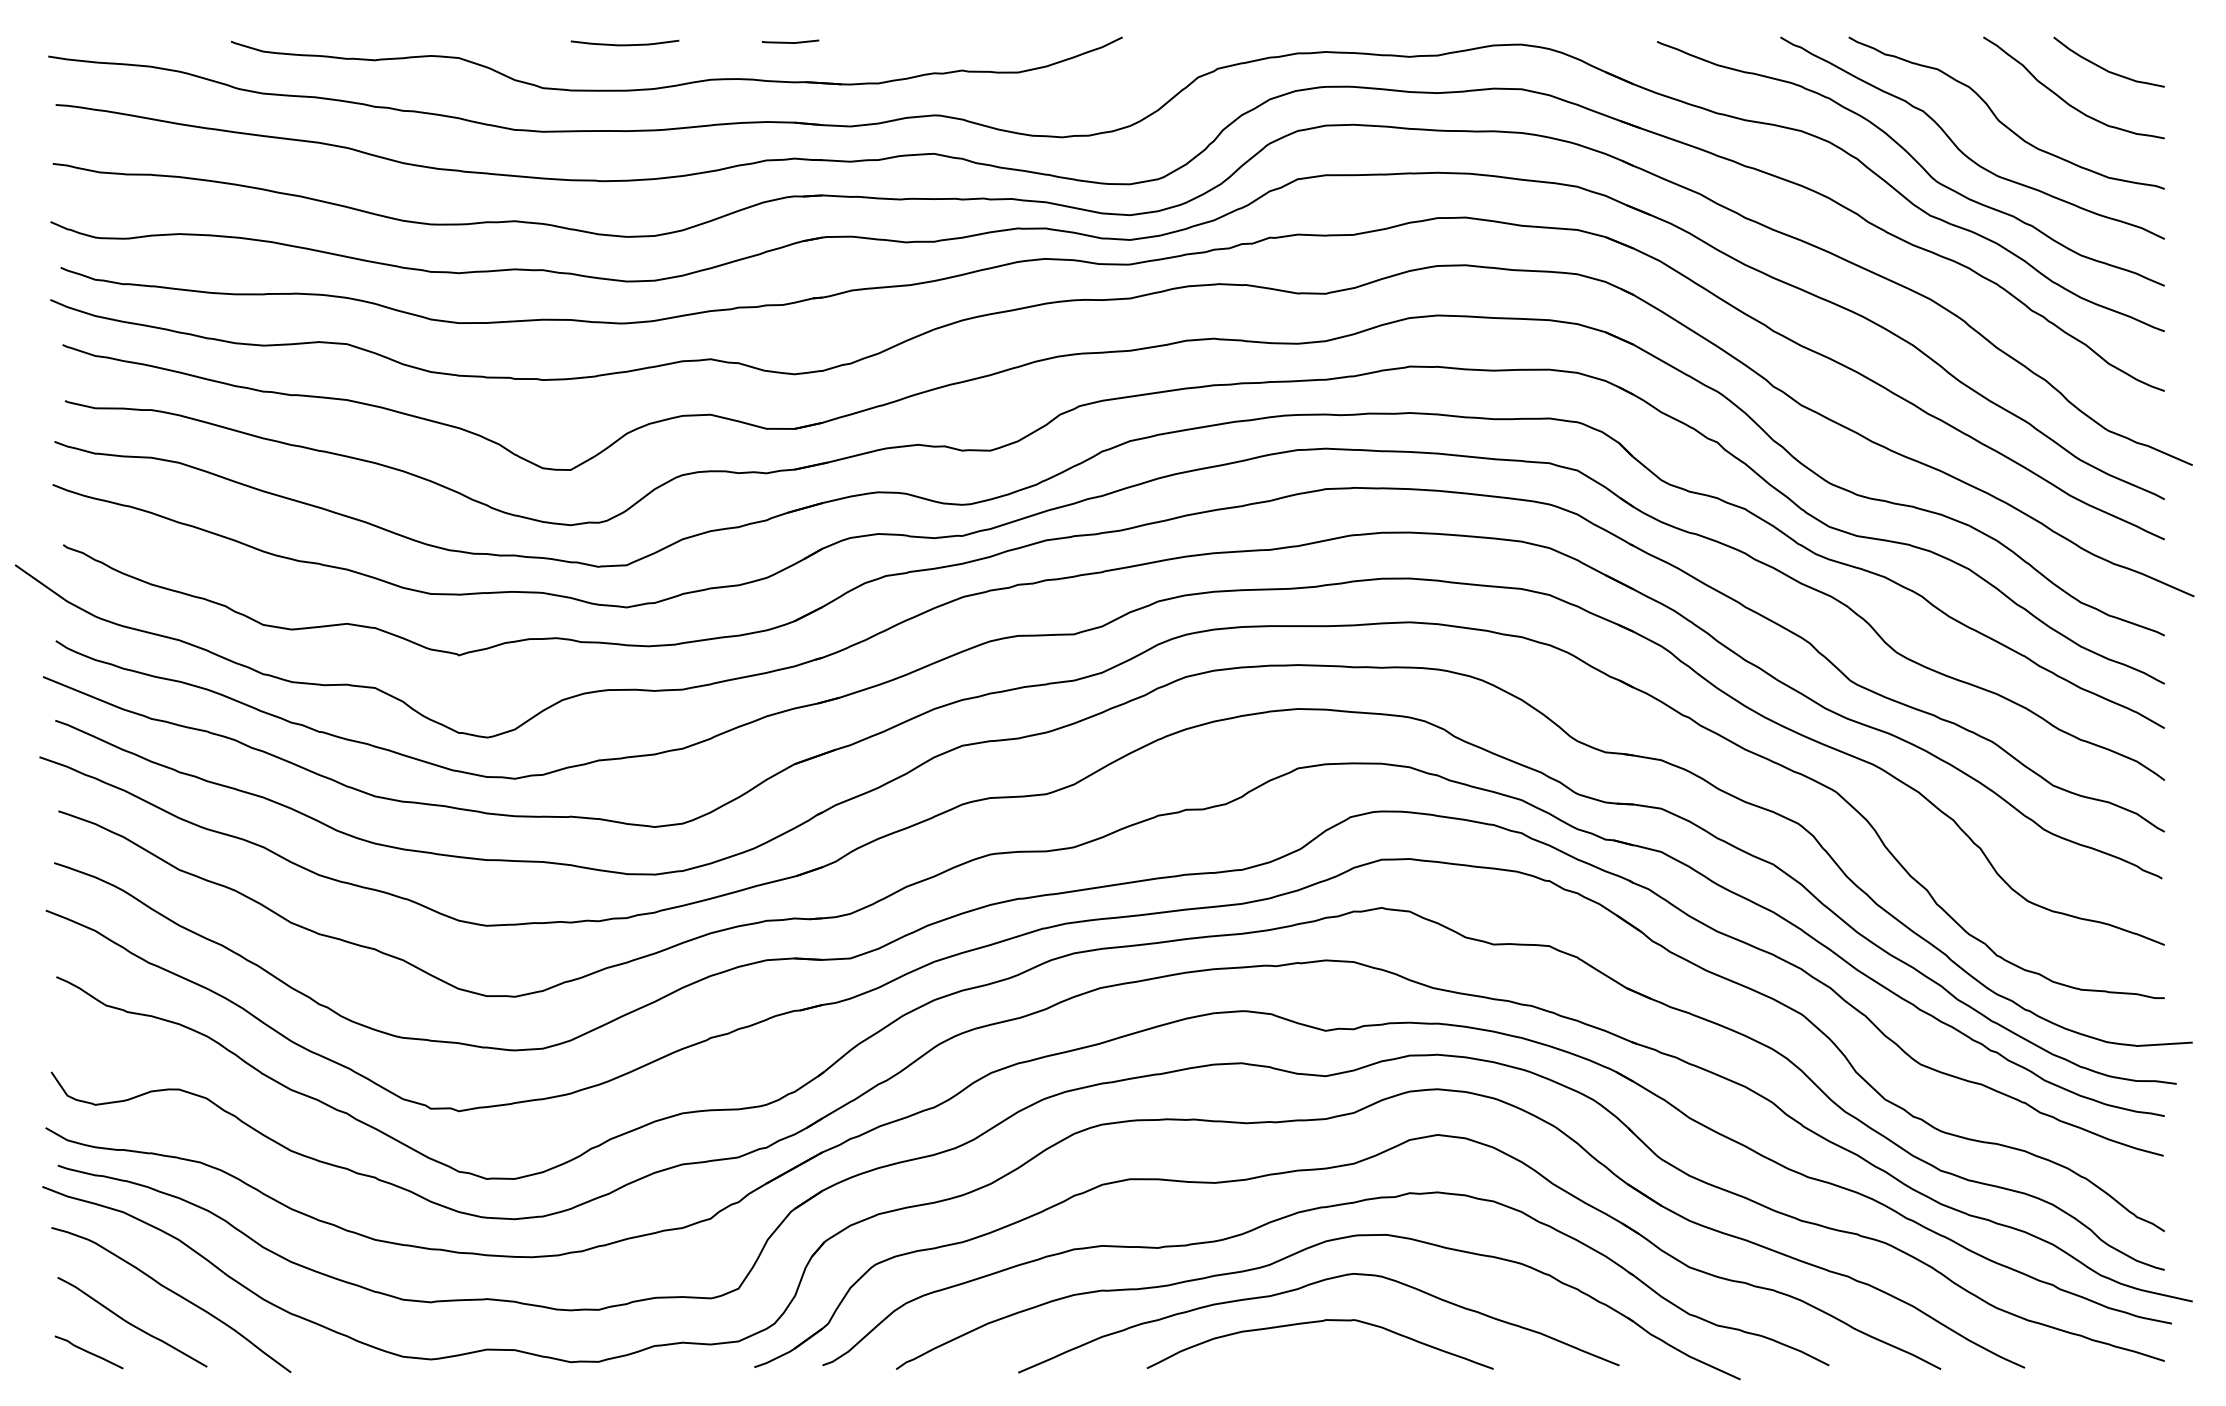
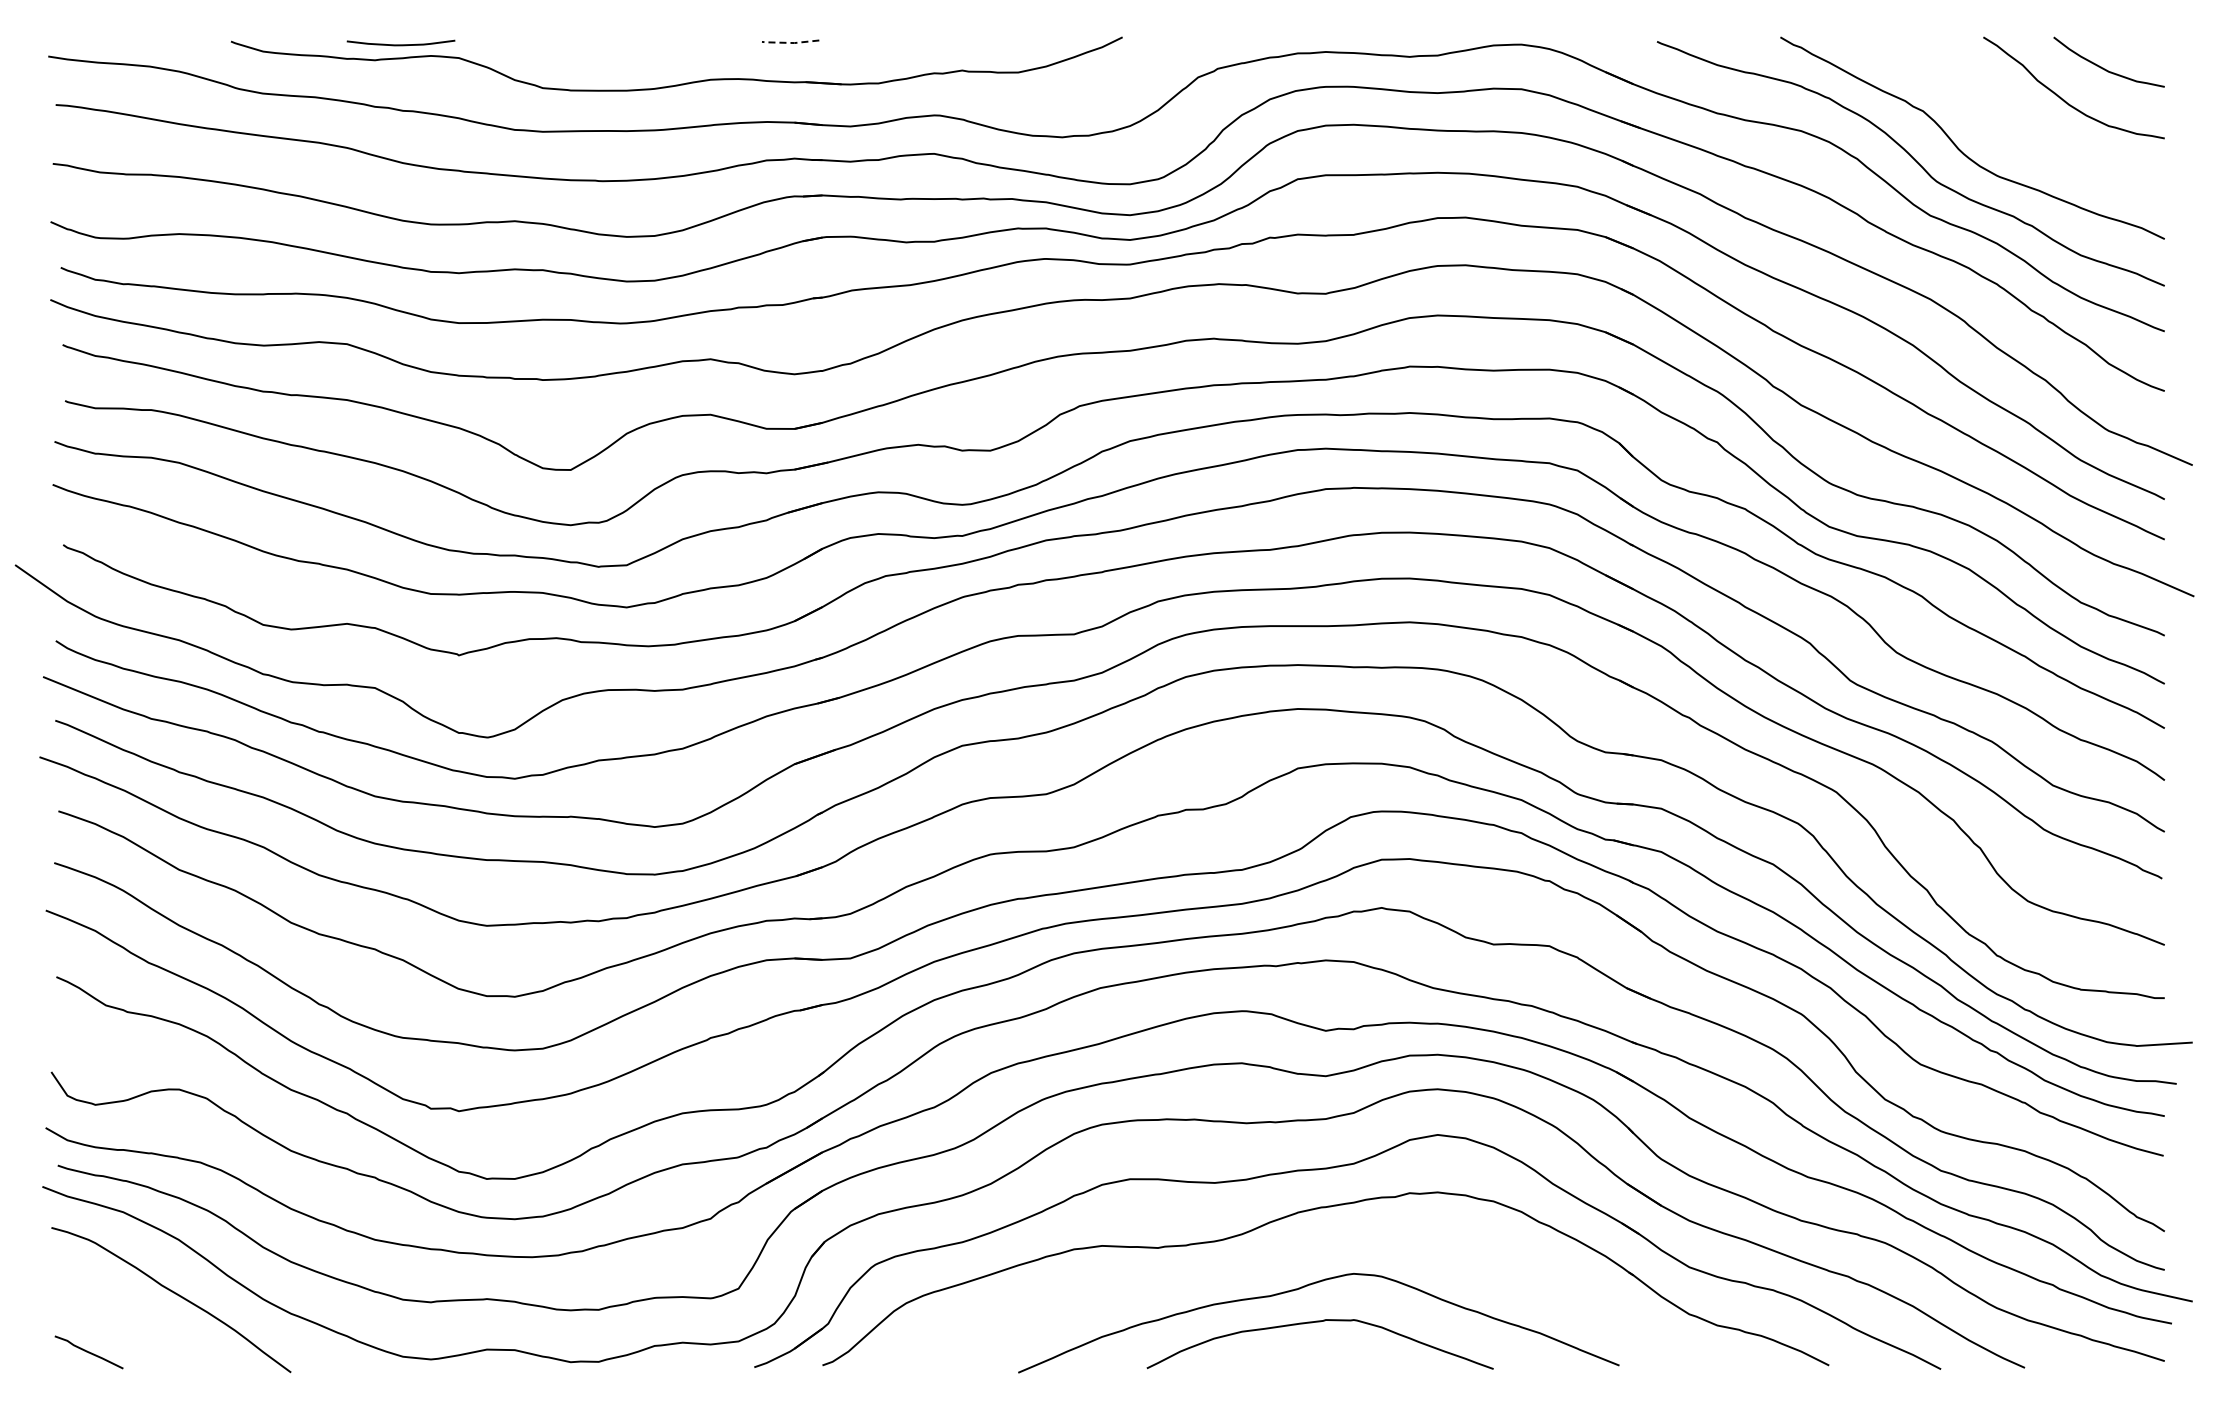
line: solid -> dashed (790, 42)
curve position: (624, 44) -> (400, 44) (400, 44)
curve: present -> none (1999, 119)
part: present -> none (1296, 1254)
curve: present -> none (131, 1323)
